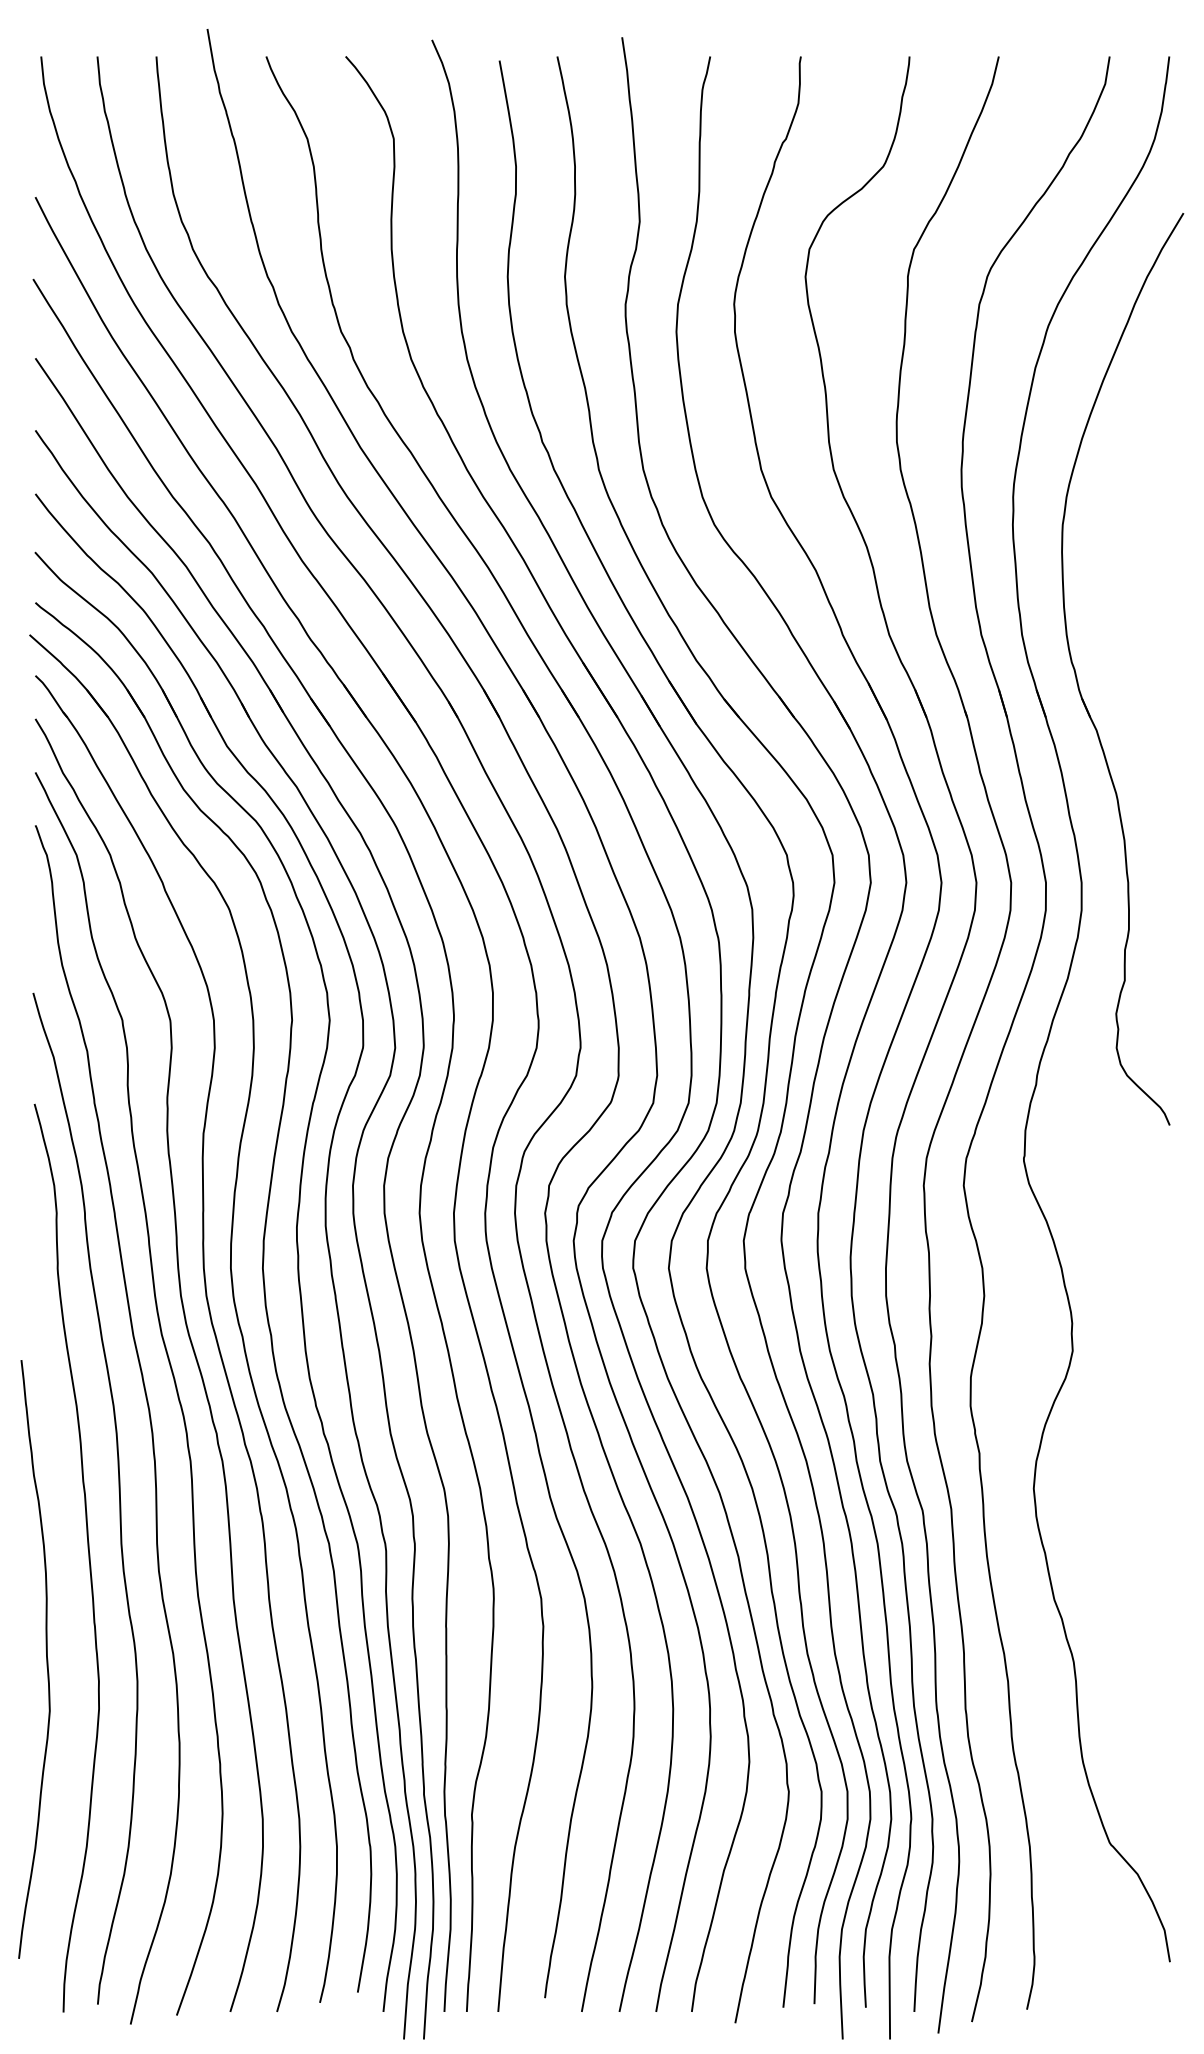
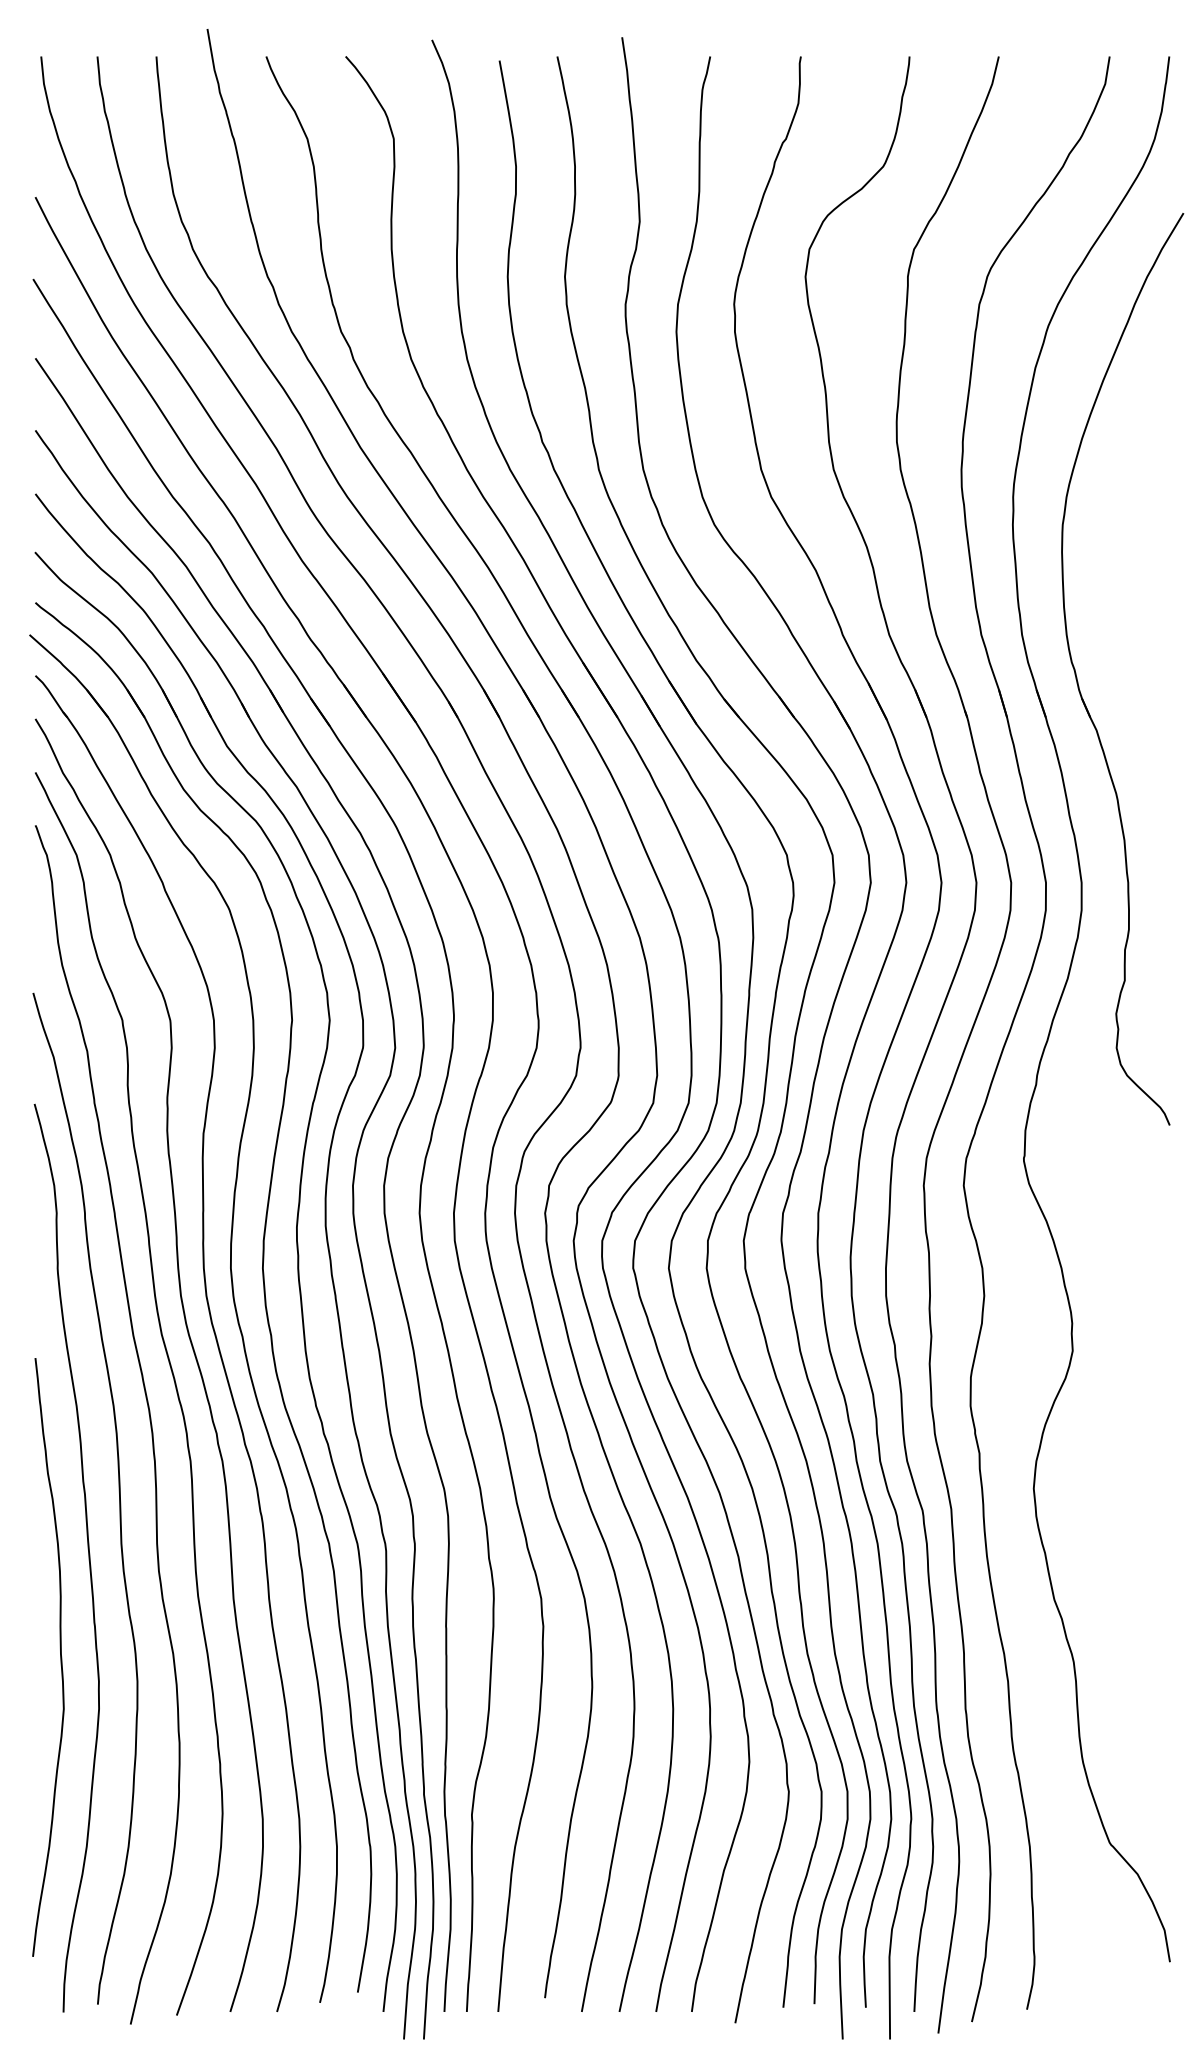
curve position: (46, 1659) -> (60, 1657) (60, 1657)
